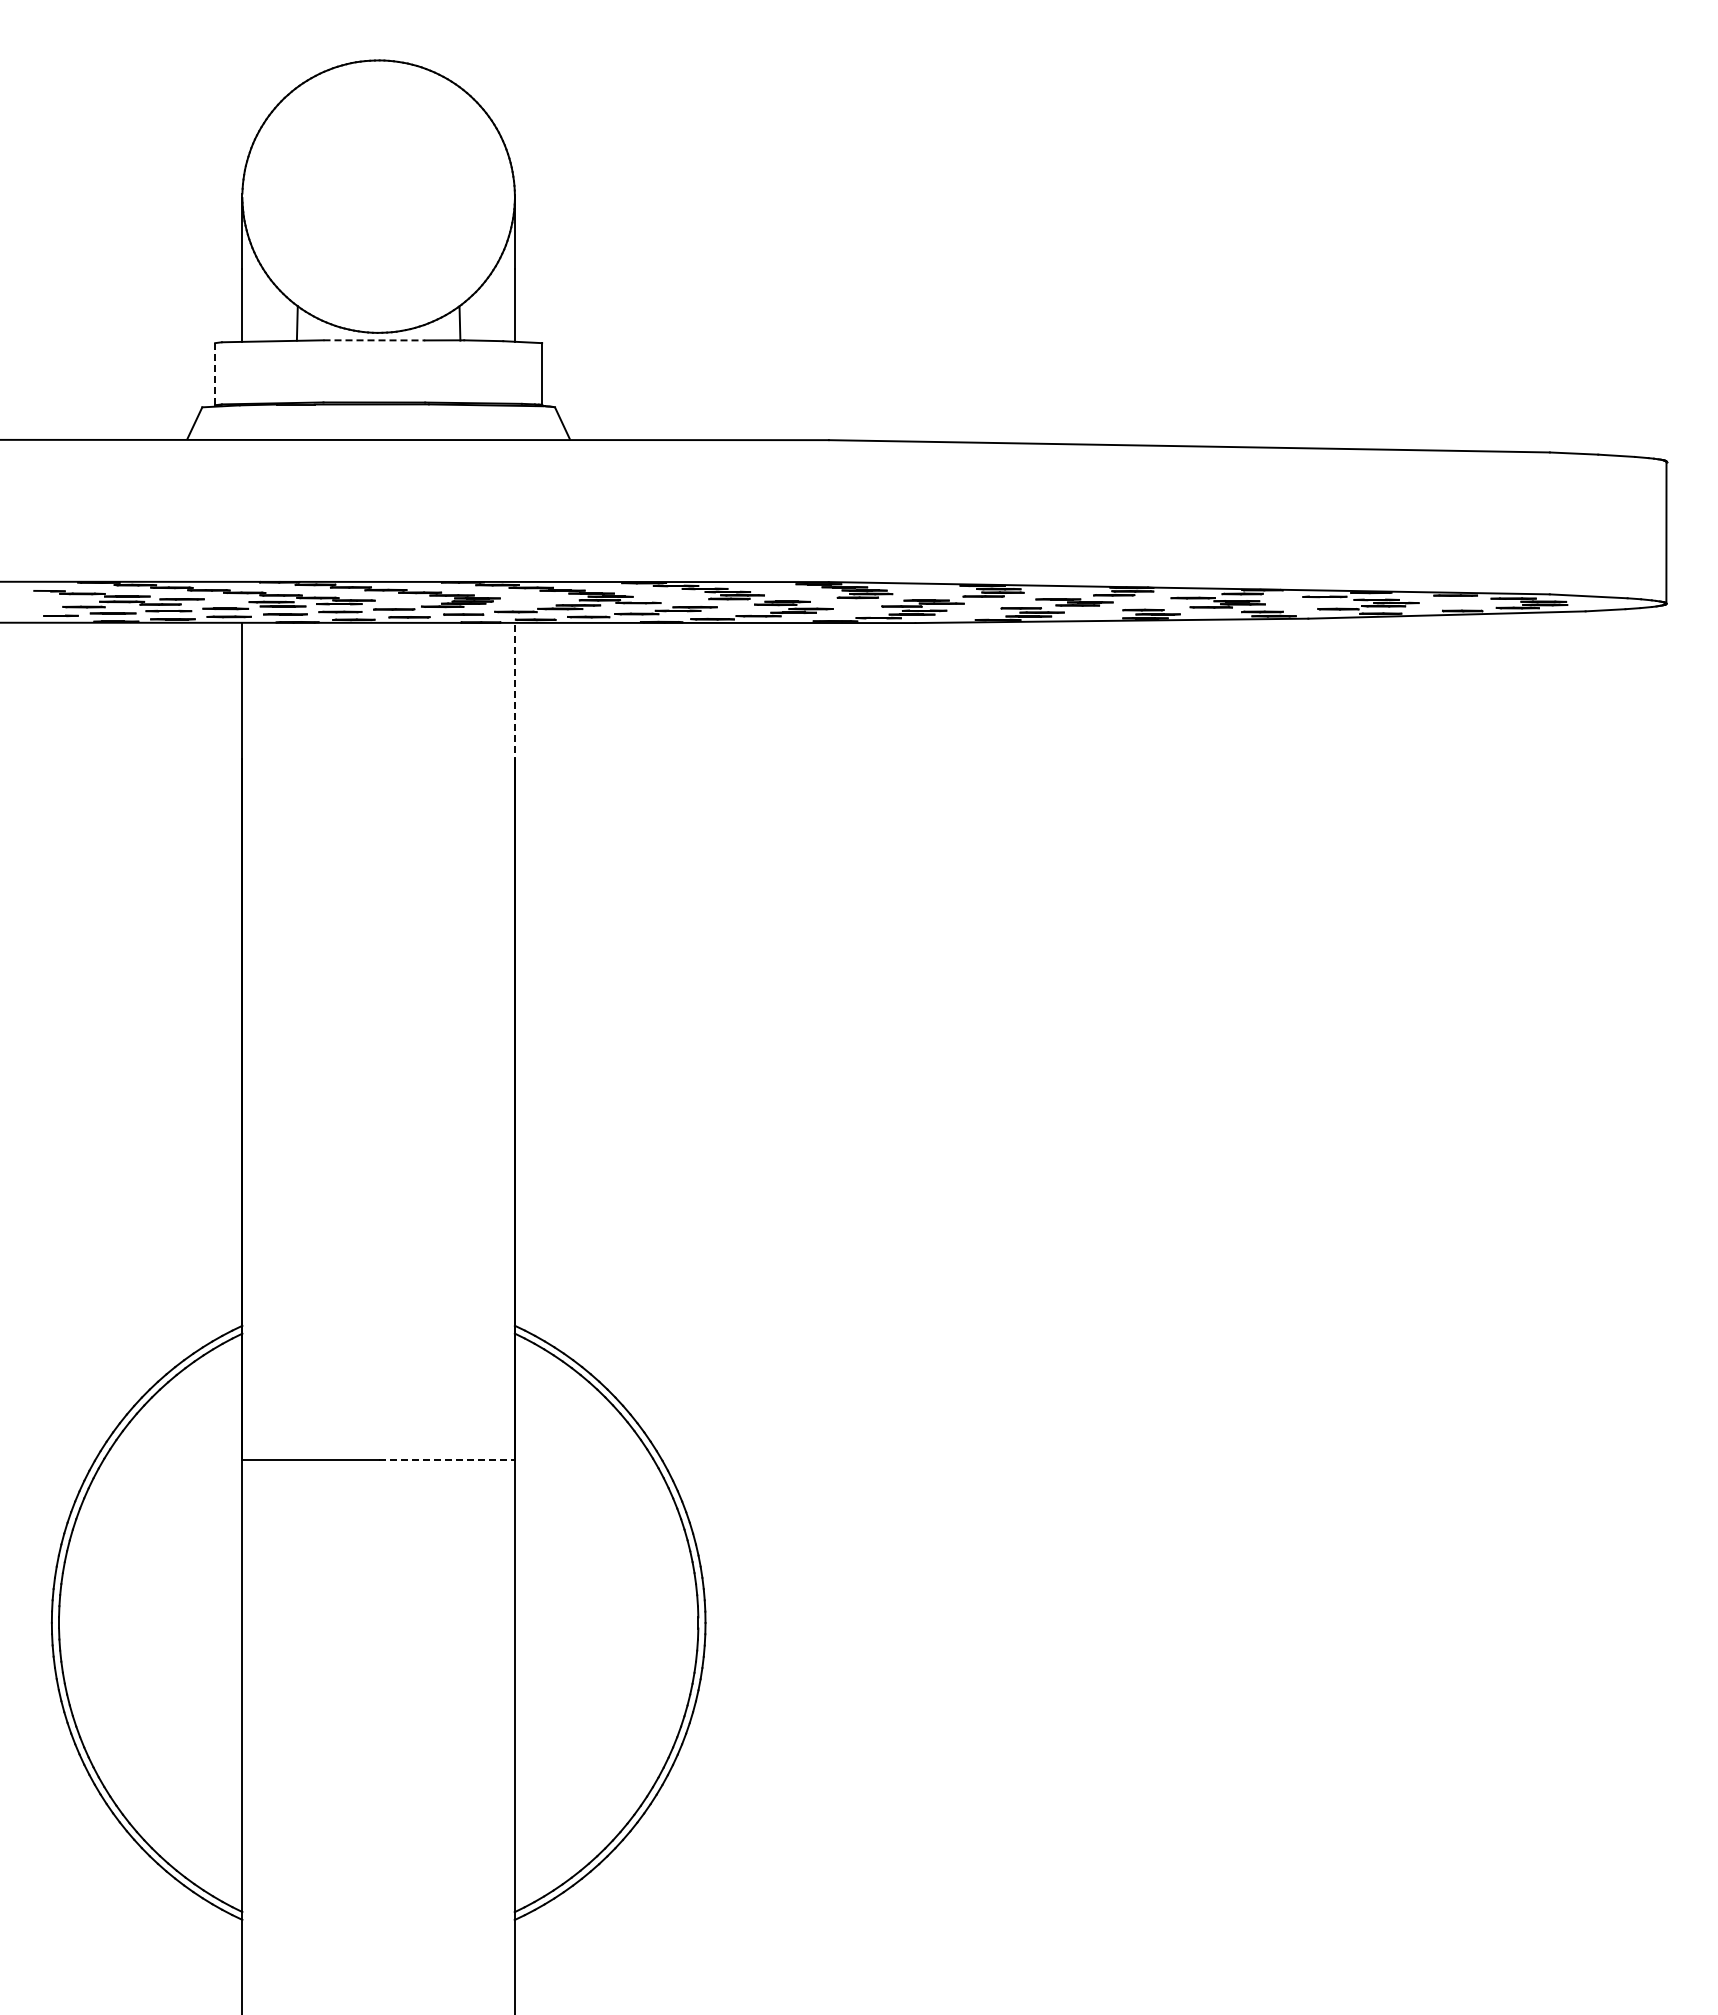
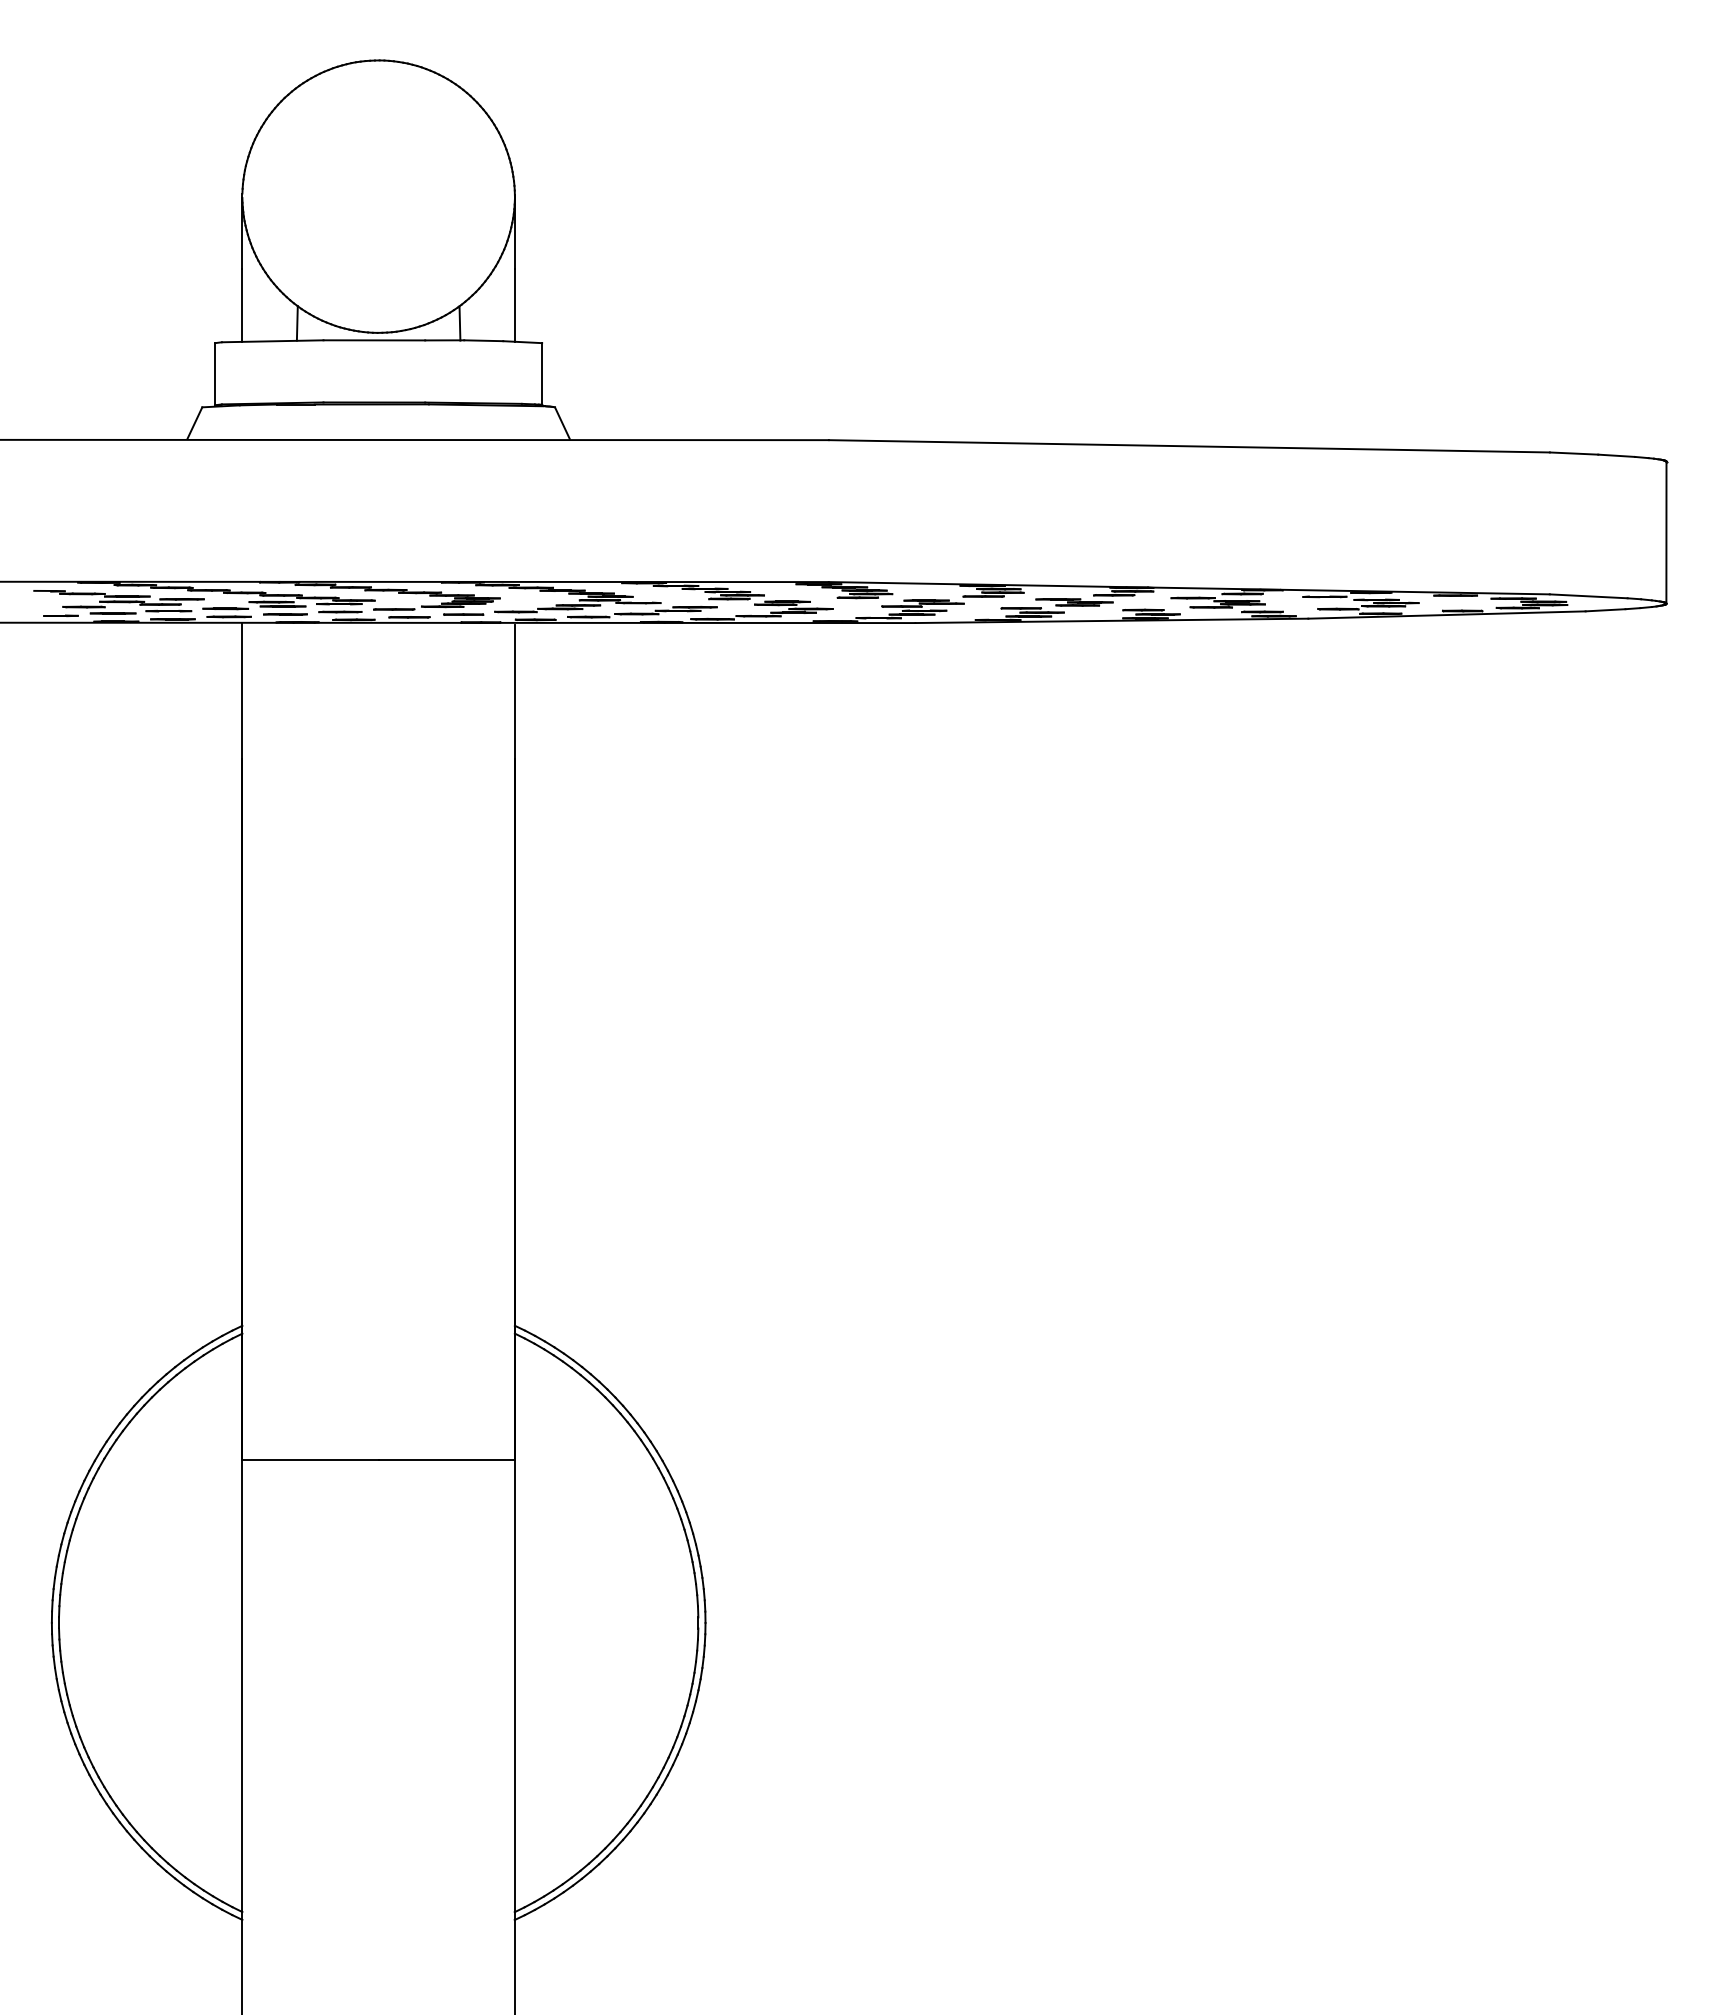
line: dashed -> solid (374, 340)
line: dashed -> solid (215, 373)
line: dashed -> solid (514, 692)
line: dashed -> solid (447, 1459)
